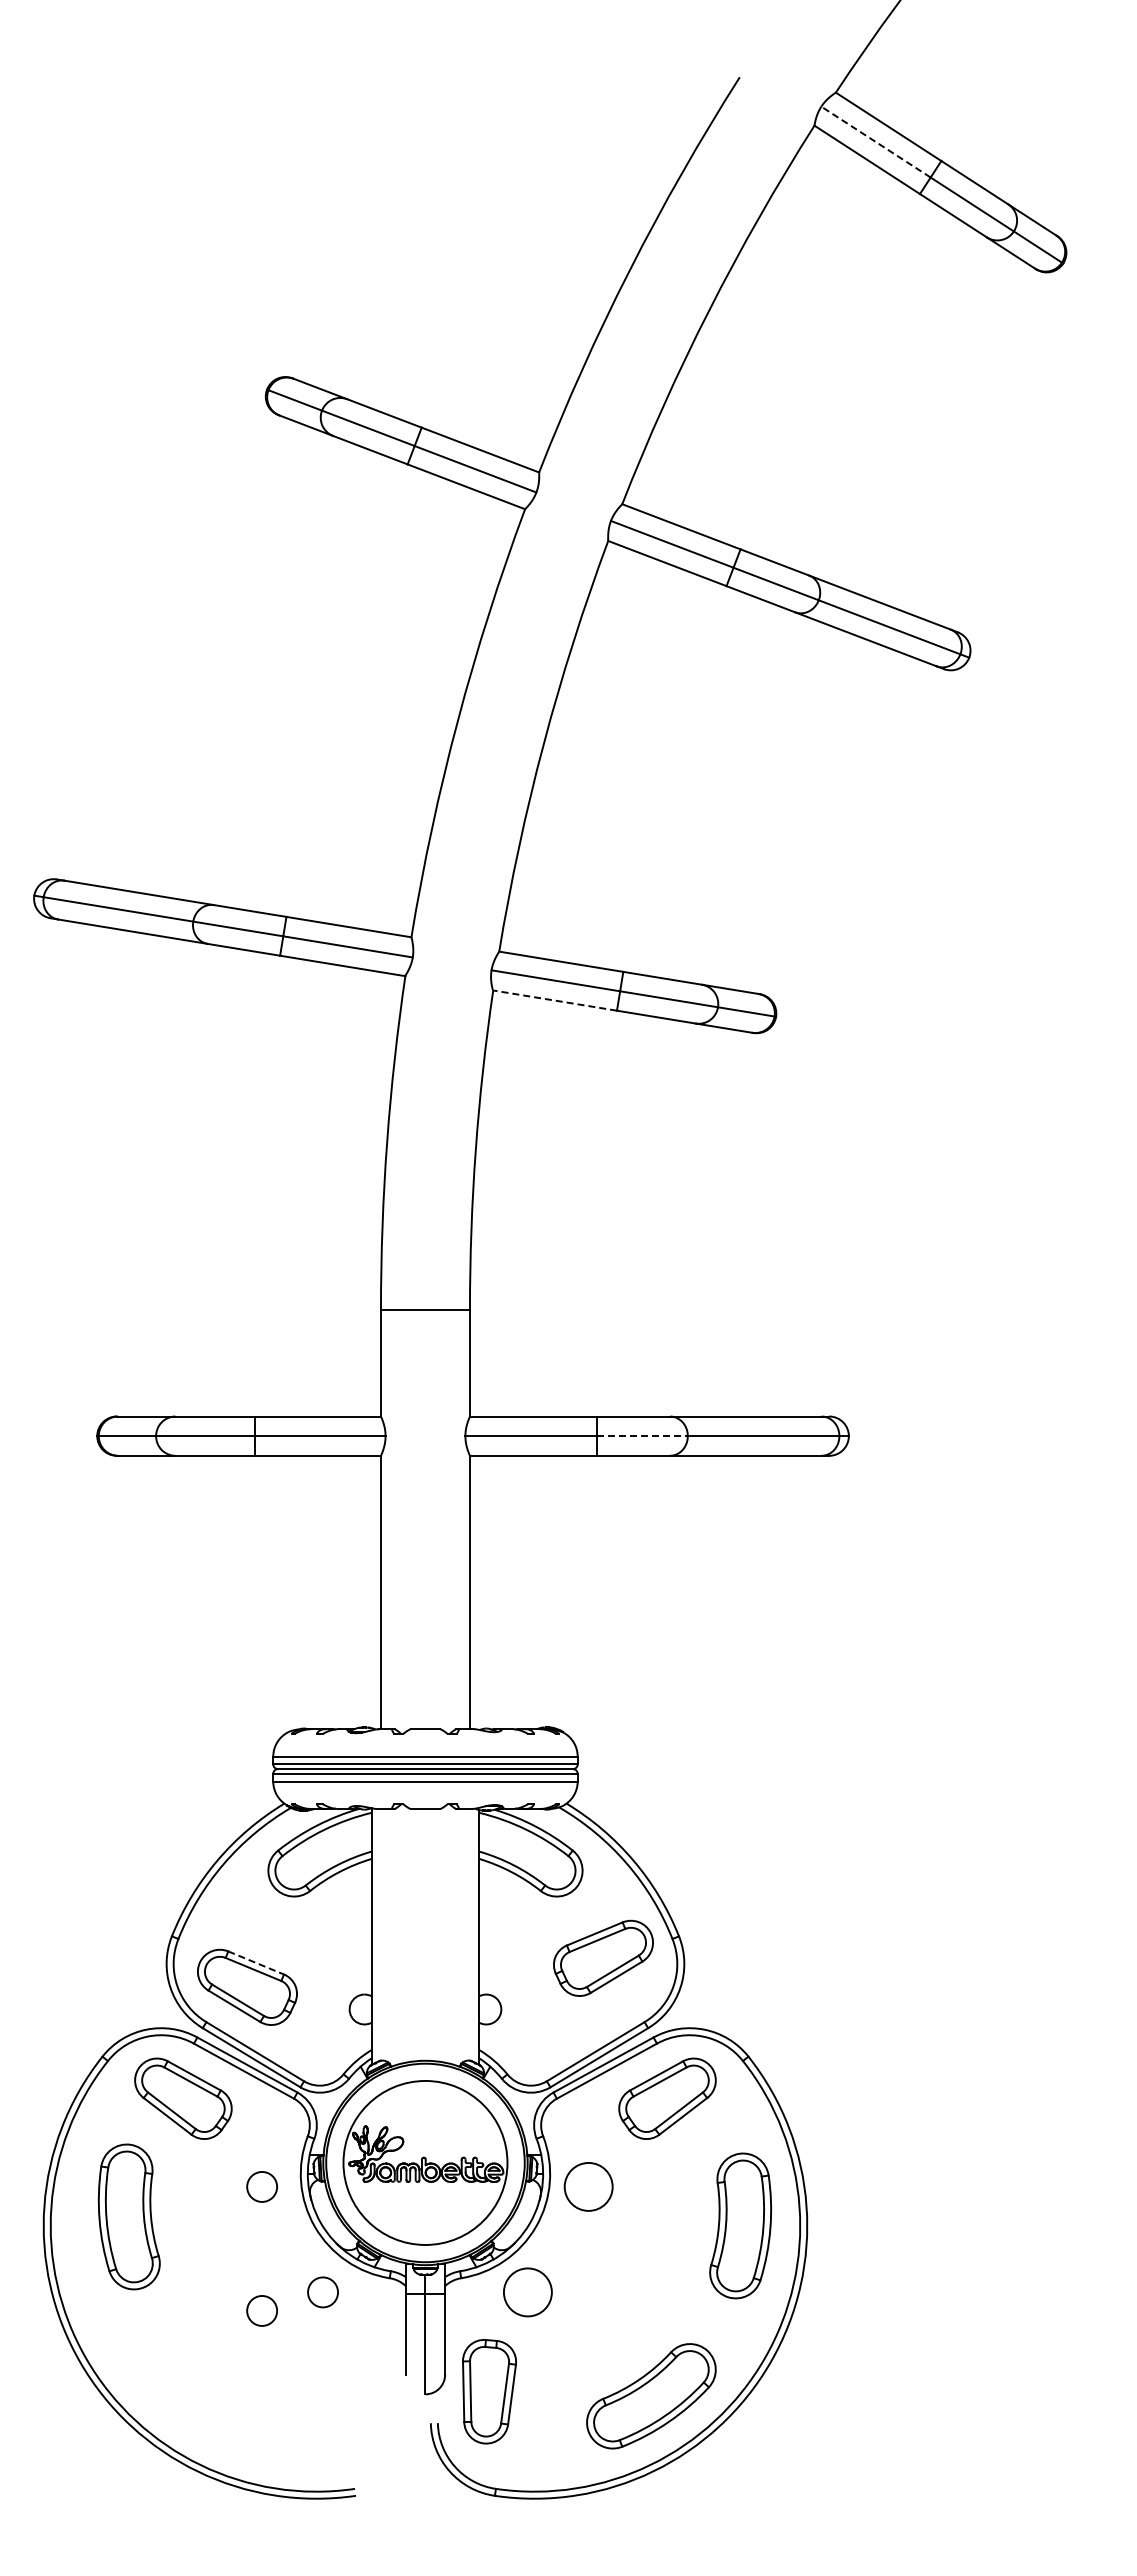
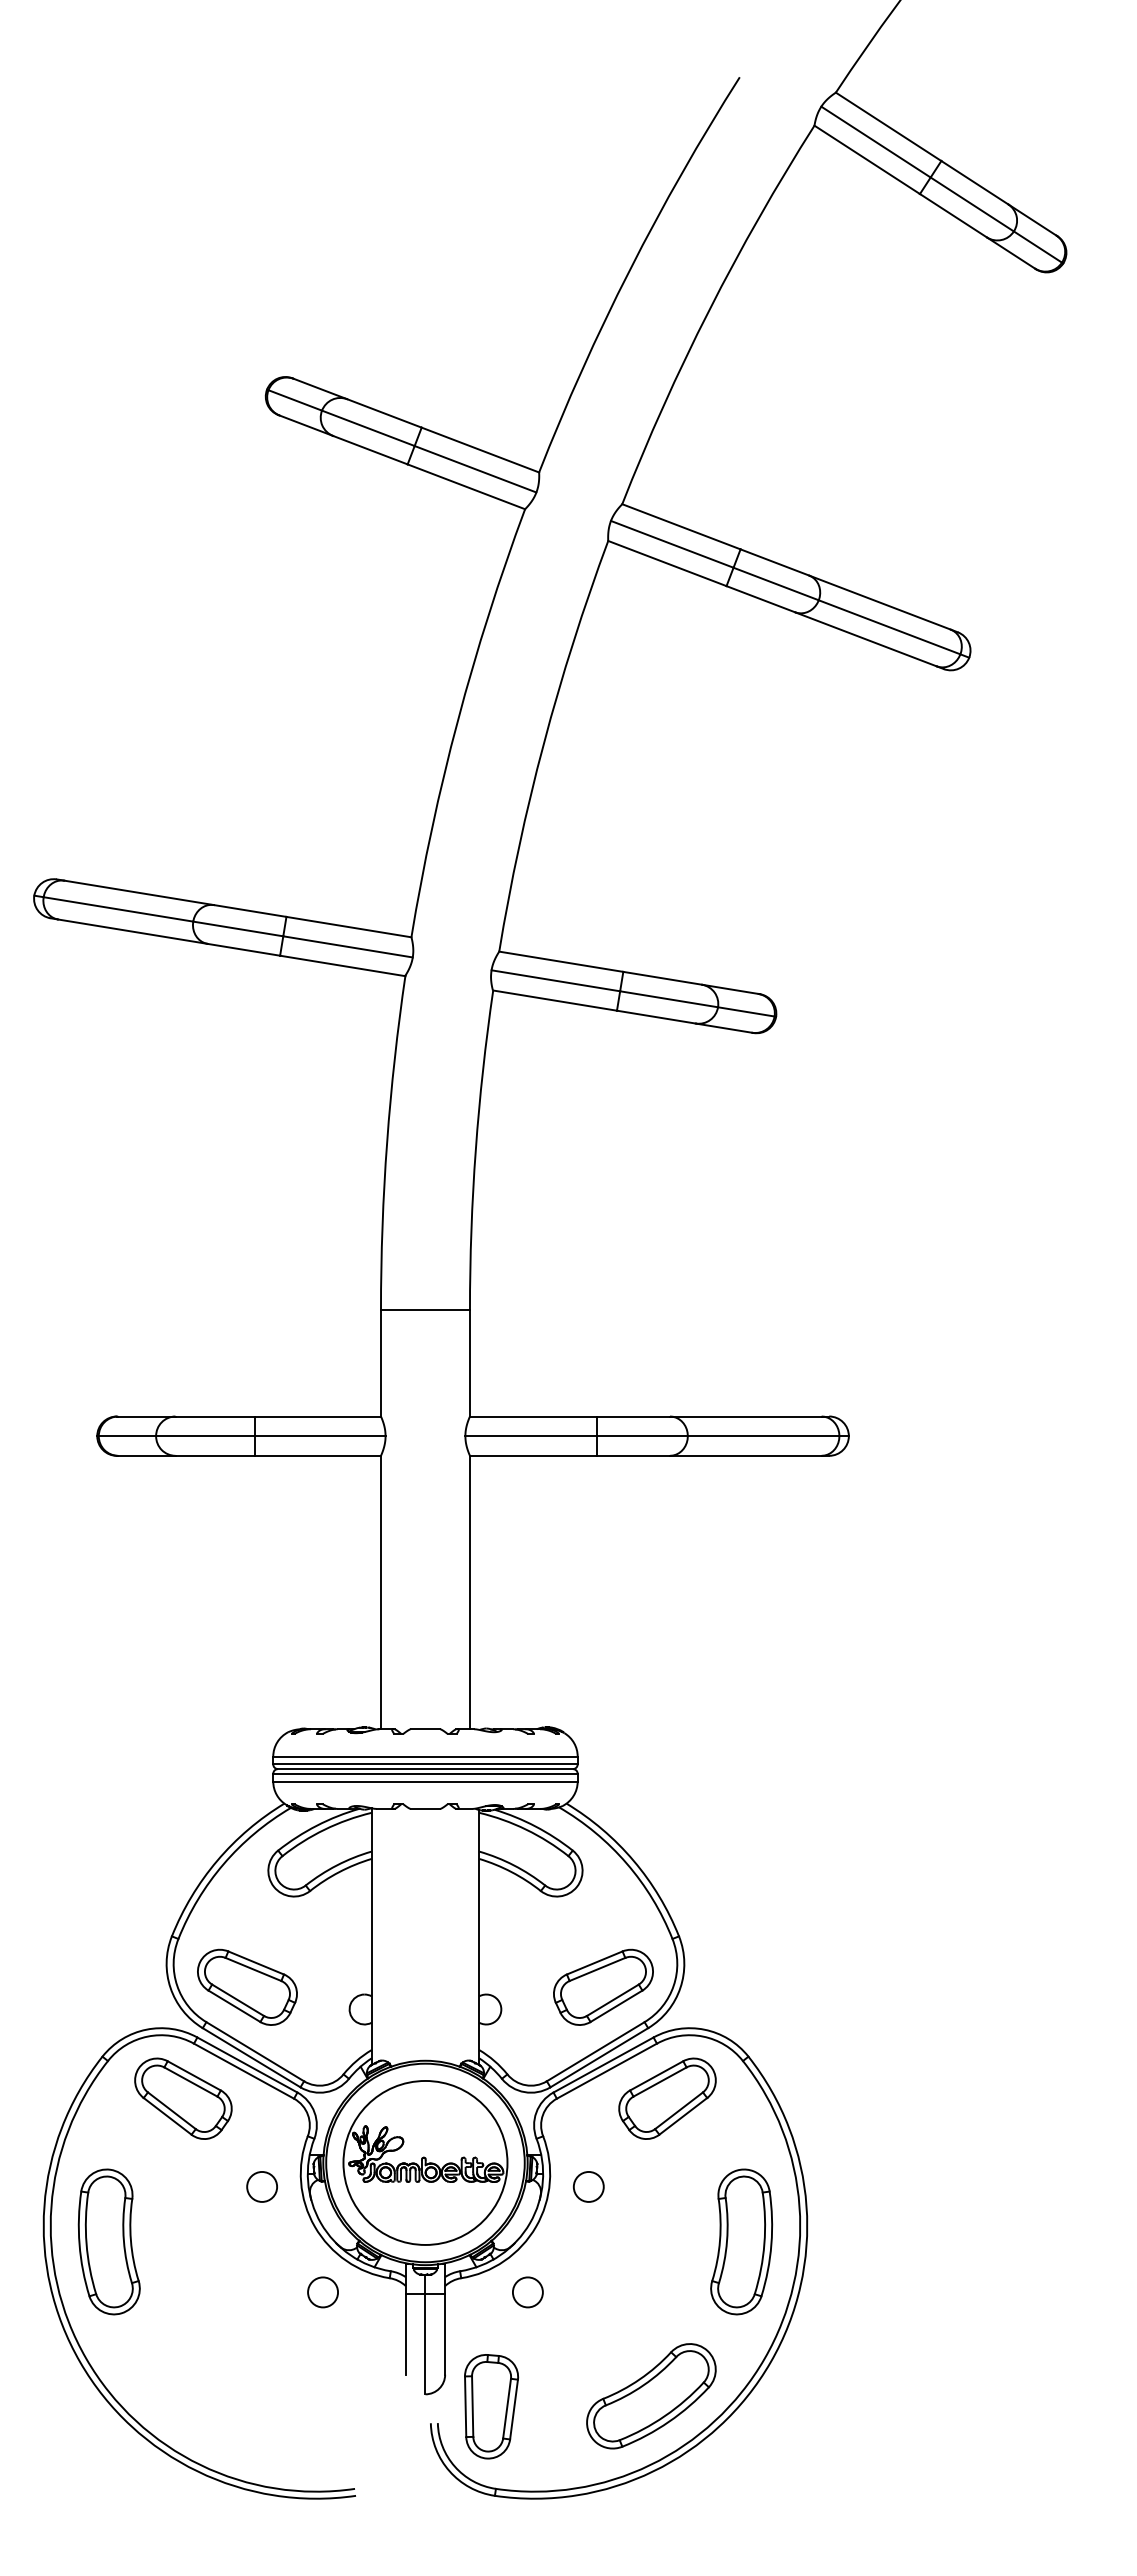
line: dashed -> solid (875, 141)
line: dashed -> solid (555, 1000)
line: dashed -> solid (642, 1436)
part position: (603, 1957) -> (603, 1986) (603, 1986)
line: dashed -> solid (256, 1963)
circle size: 51x50 px -> 32x32 px (588, 2186)
part position: (128, 2216) -> (108, 2241) (108, 2241)
part position: (740, 2225) -> (741, 2241) (741, 2241)
circle diameter: 48 px -> 30 px (527, 2292)
circle: present -> none (261, 2310)
part position: (489, 2391) -> (491, 2406) (491, 2406)
